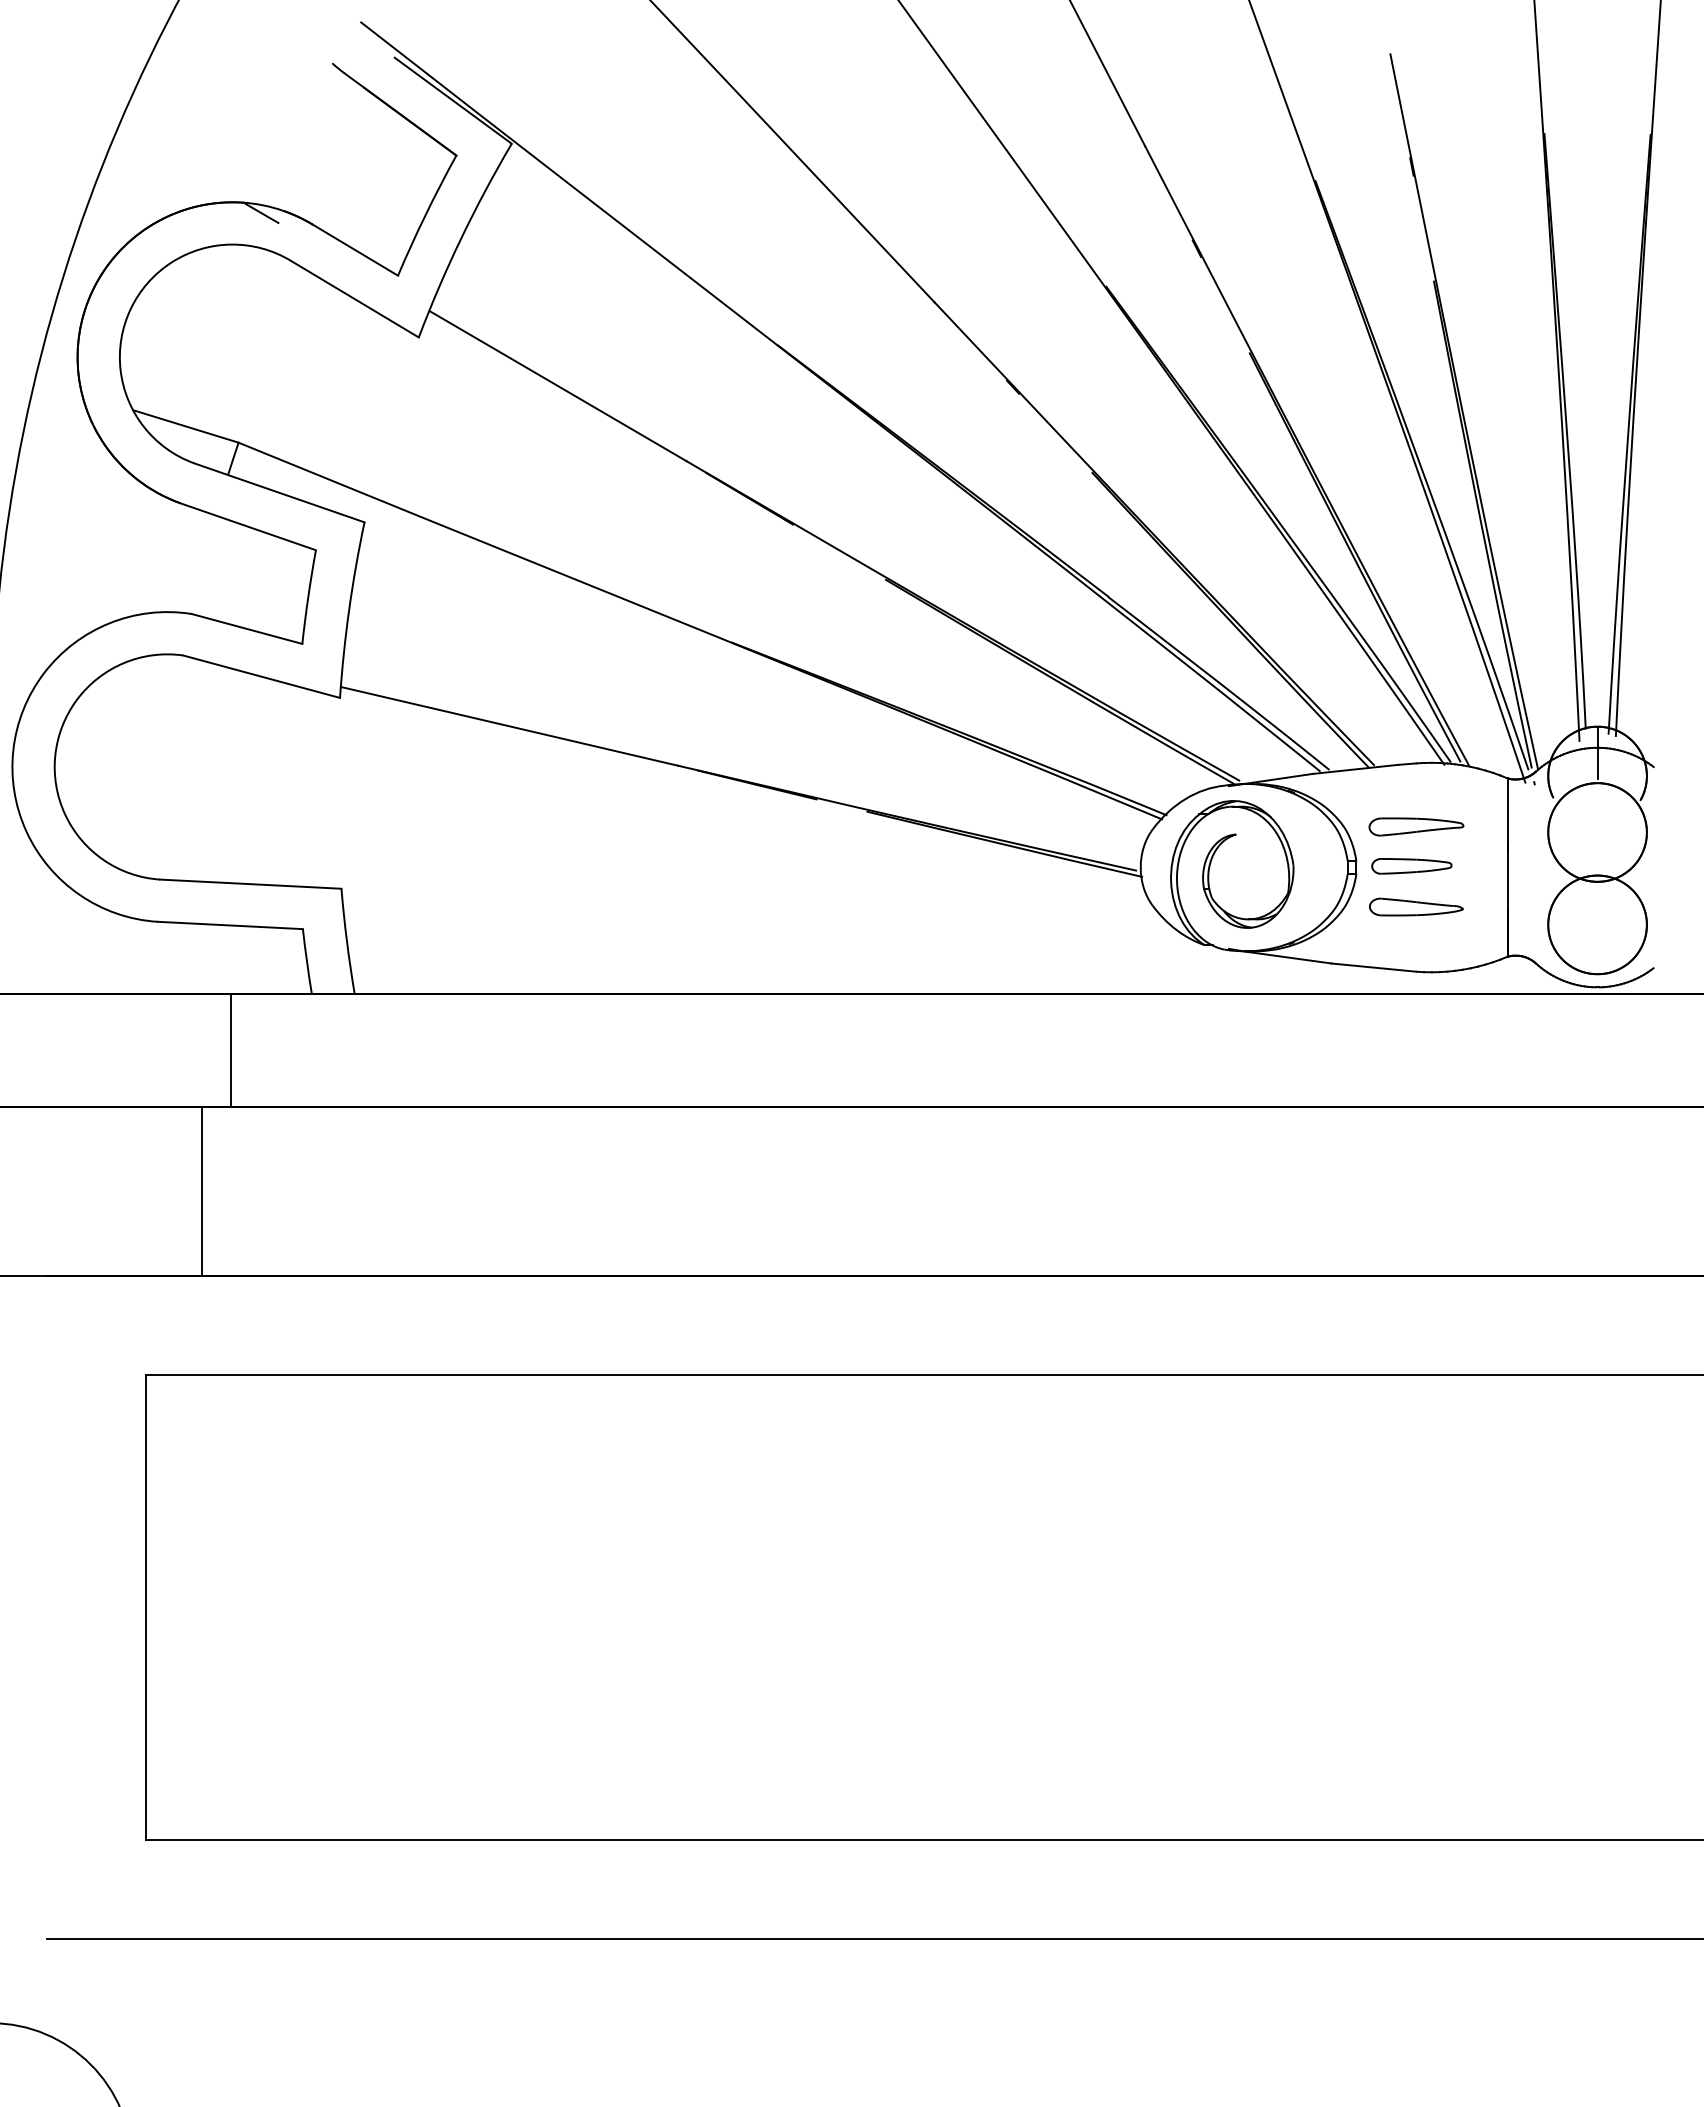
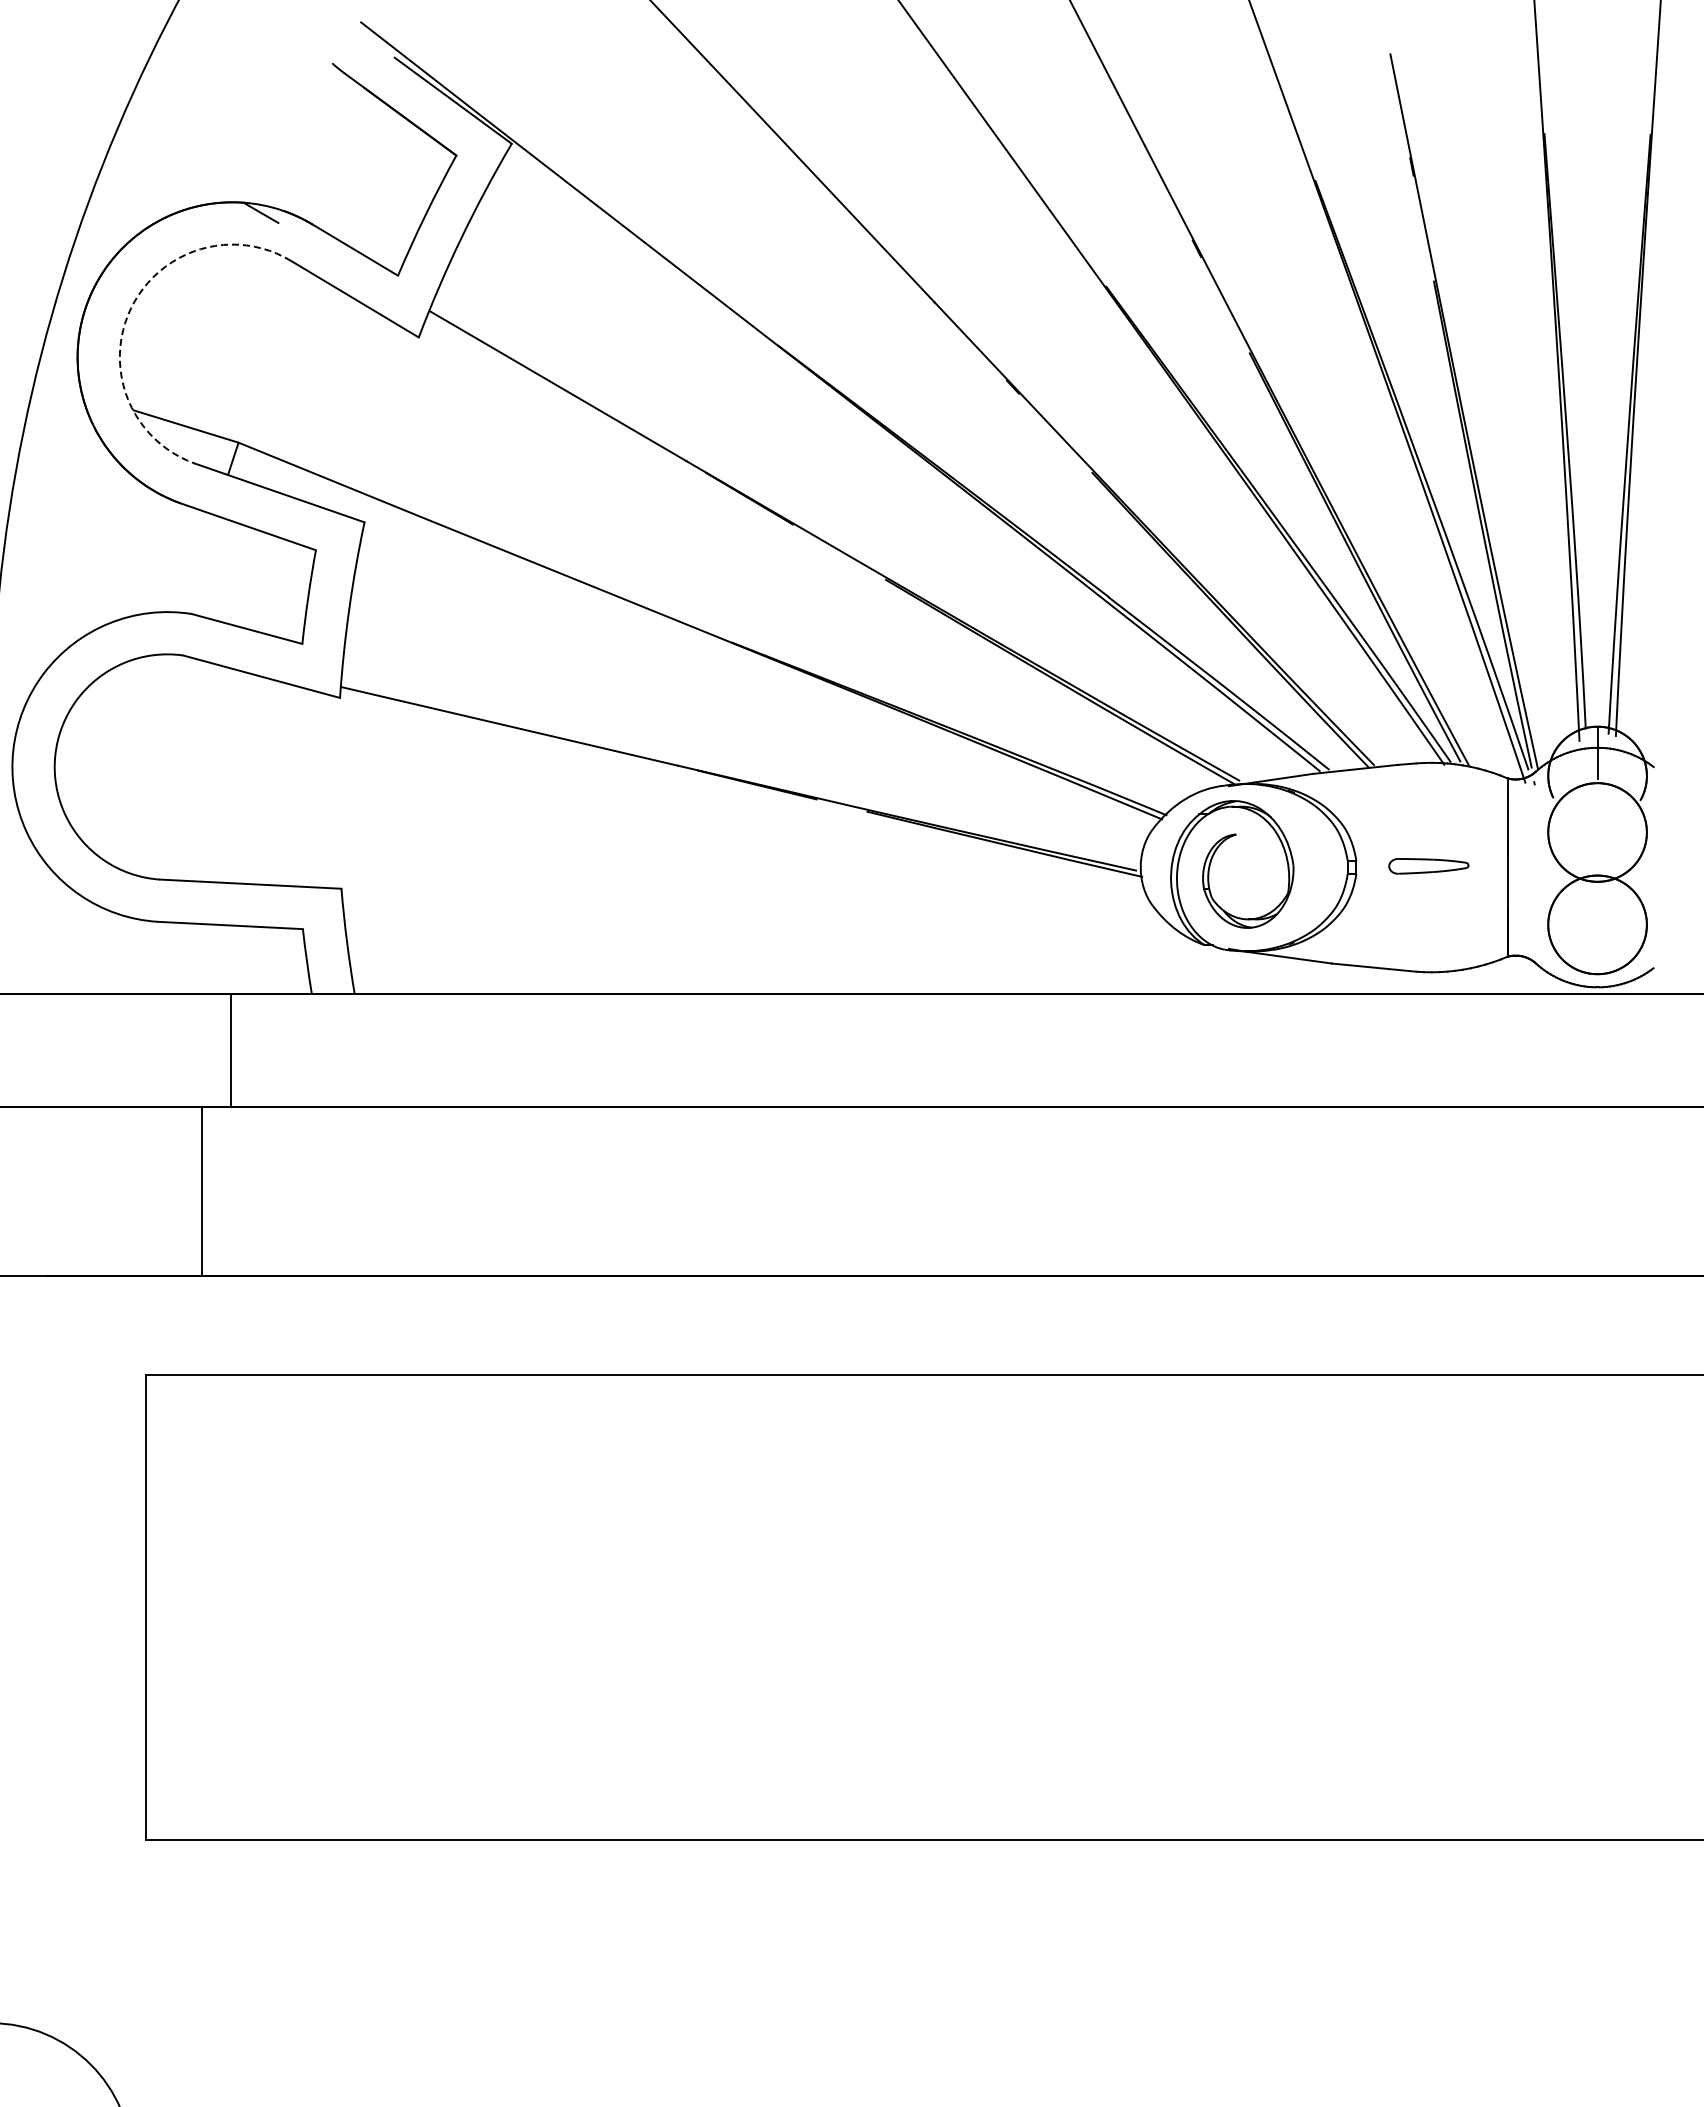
arc: solid -> dashed (130, 308)
part: present -> none (1416, 826)
part position: (1411, 866) -> (1428, 866) (1428, 866)
part: present -> none (1416, 906)
line: present -> none (873, 1938)
